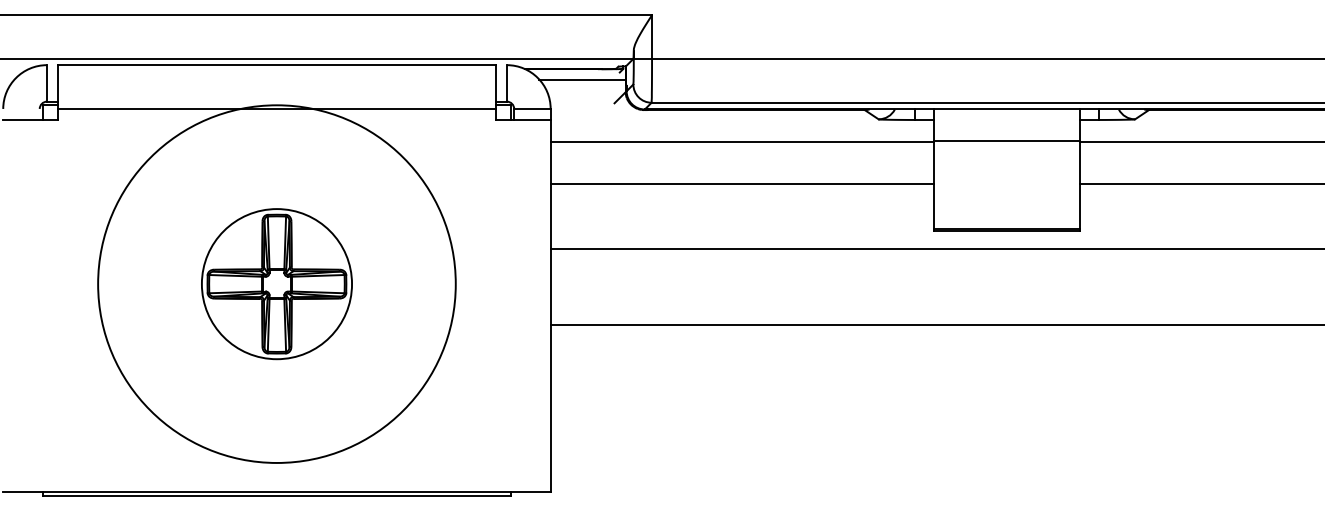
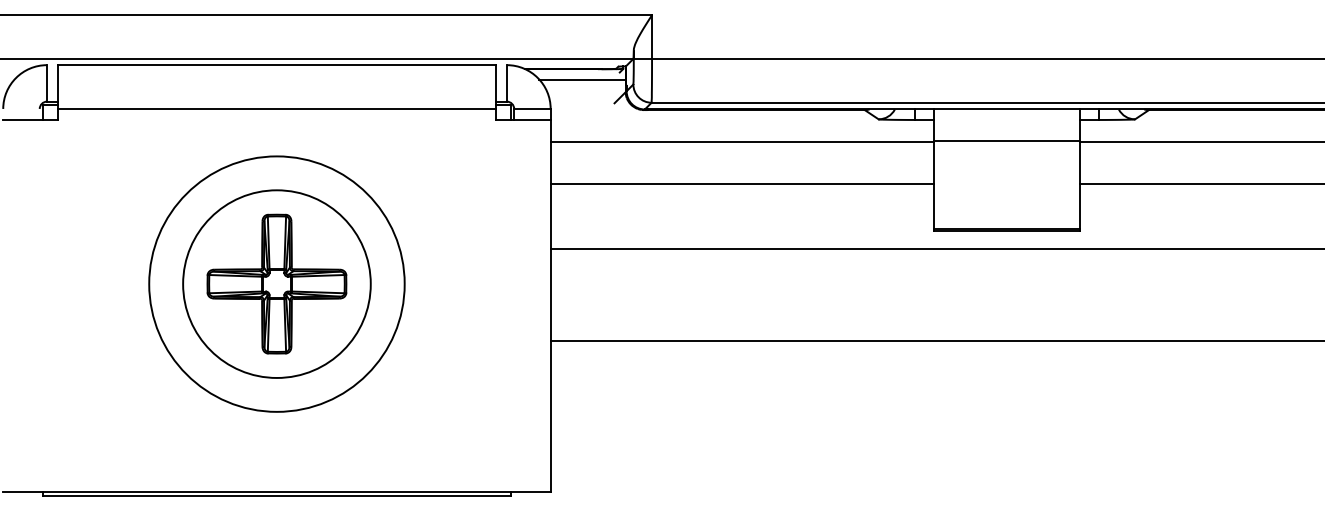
circle diameter: 358 px -> 255 px (276, 283)
circle diameter: 150 px -> 188 px (276, 283)
line position: (935, 324) -> (935, 340) (935, 340)
